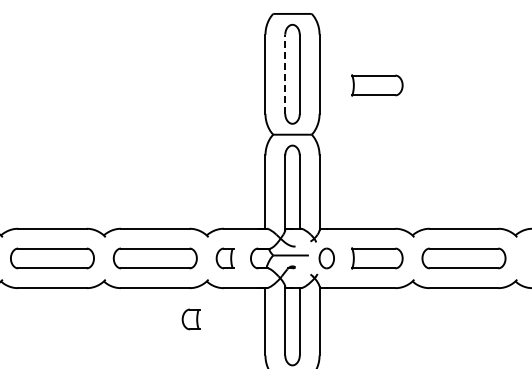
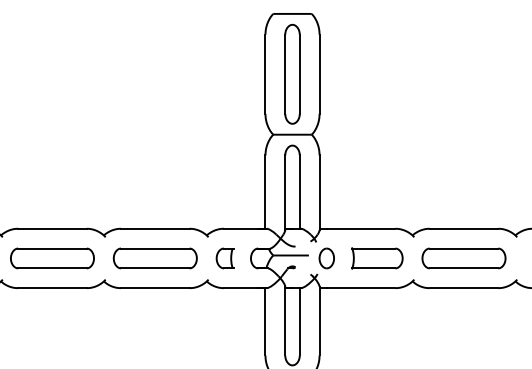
line: dashed -> solid (285, 74)
part: present -> none (377, 85)
part: present -> none (190, 319)
